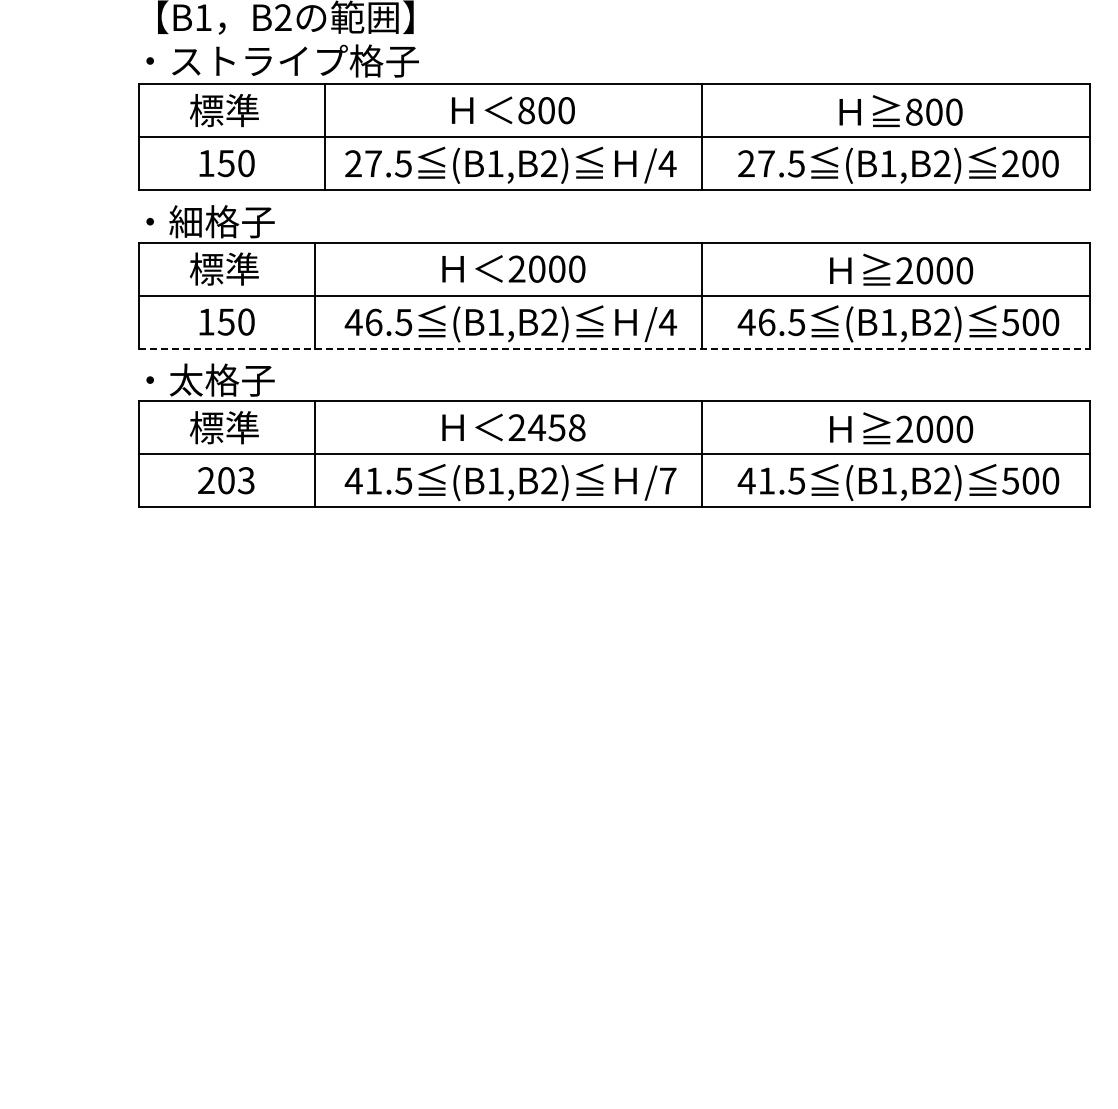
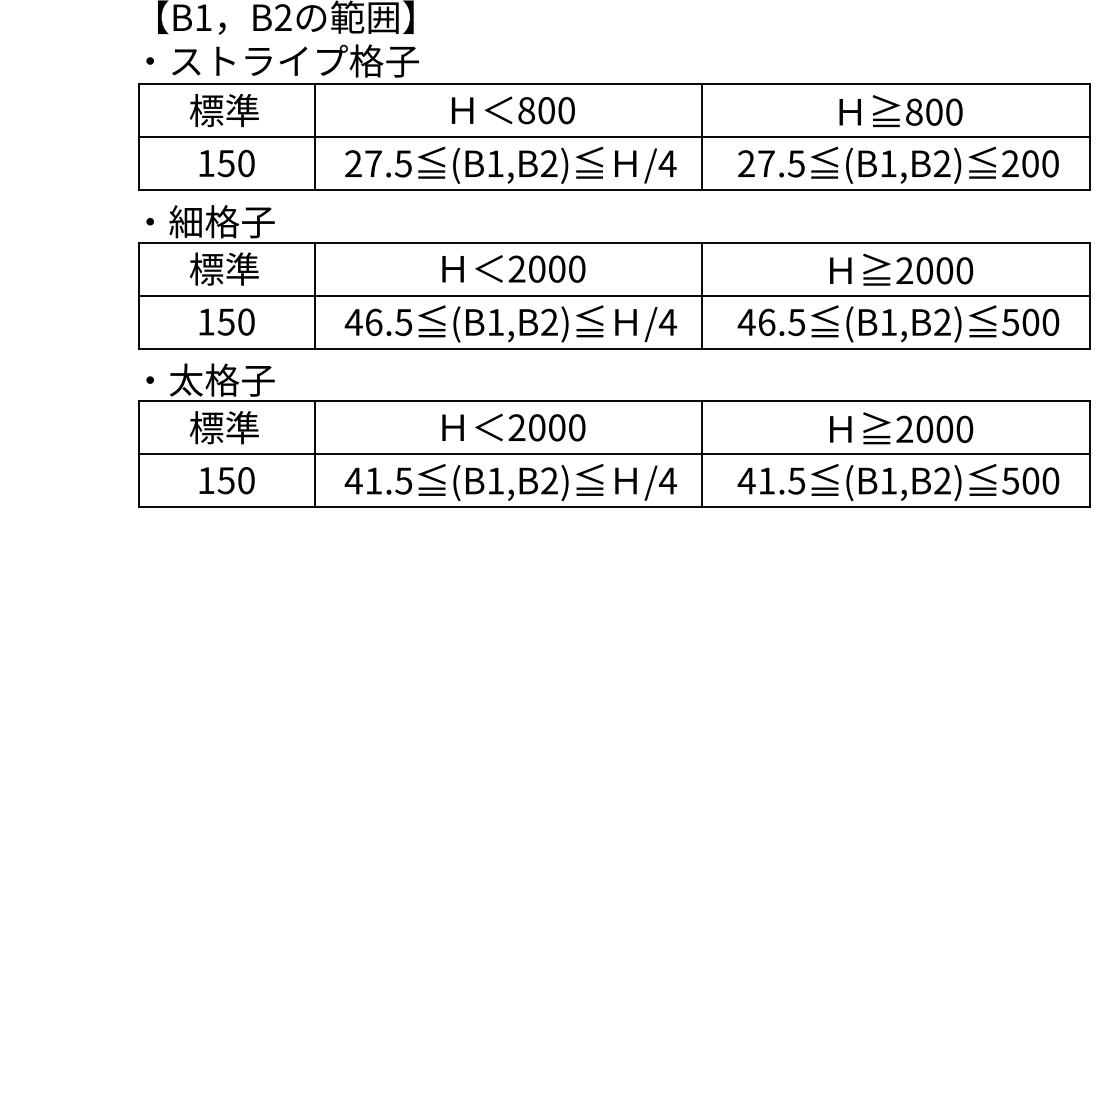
line position: (324, 136) -> (314, 136) (314, 136)
line: dashed -> solid (614, 348)
text: 2458 -> 2000 (556, 427)
text: 203 -> 150 (226, 480)
text: /7 -> /4 (667, 480)
